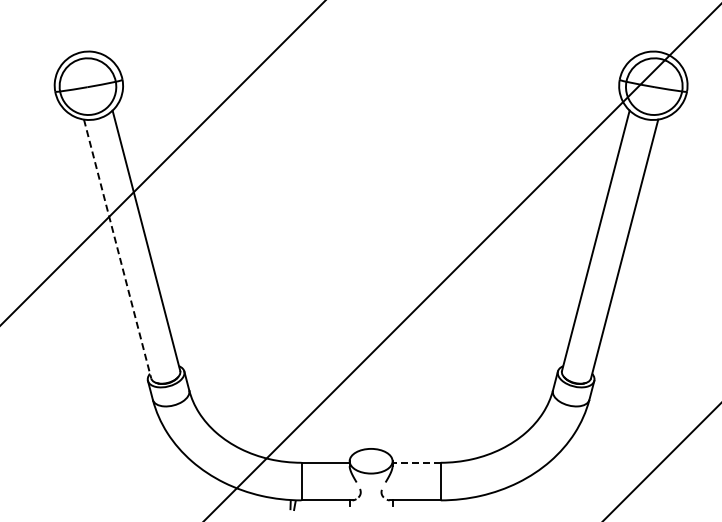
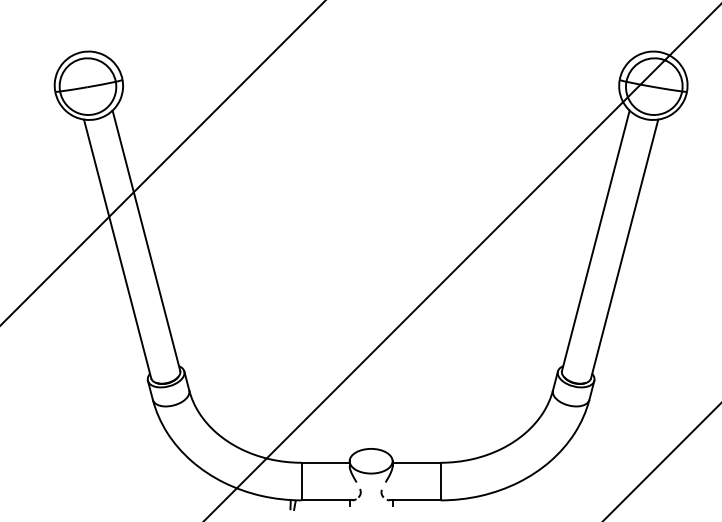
line: dashed -> solid (117, 249)
line: dashed -> solid (416, 462)
